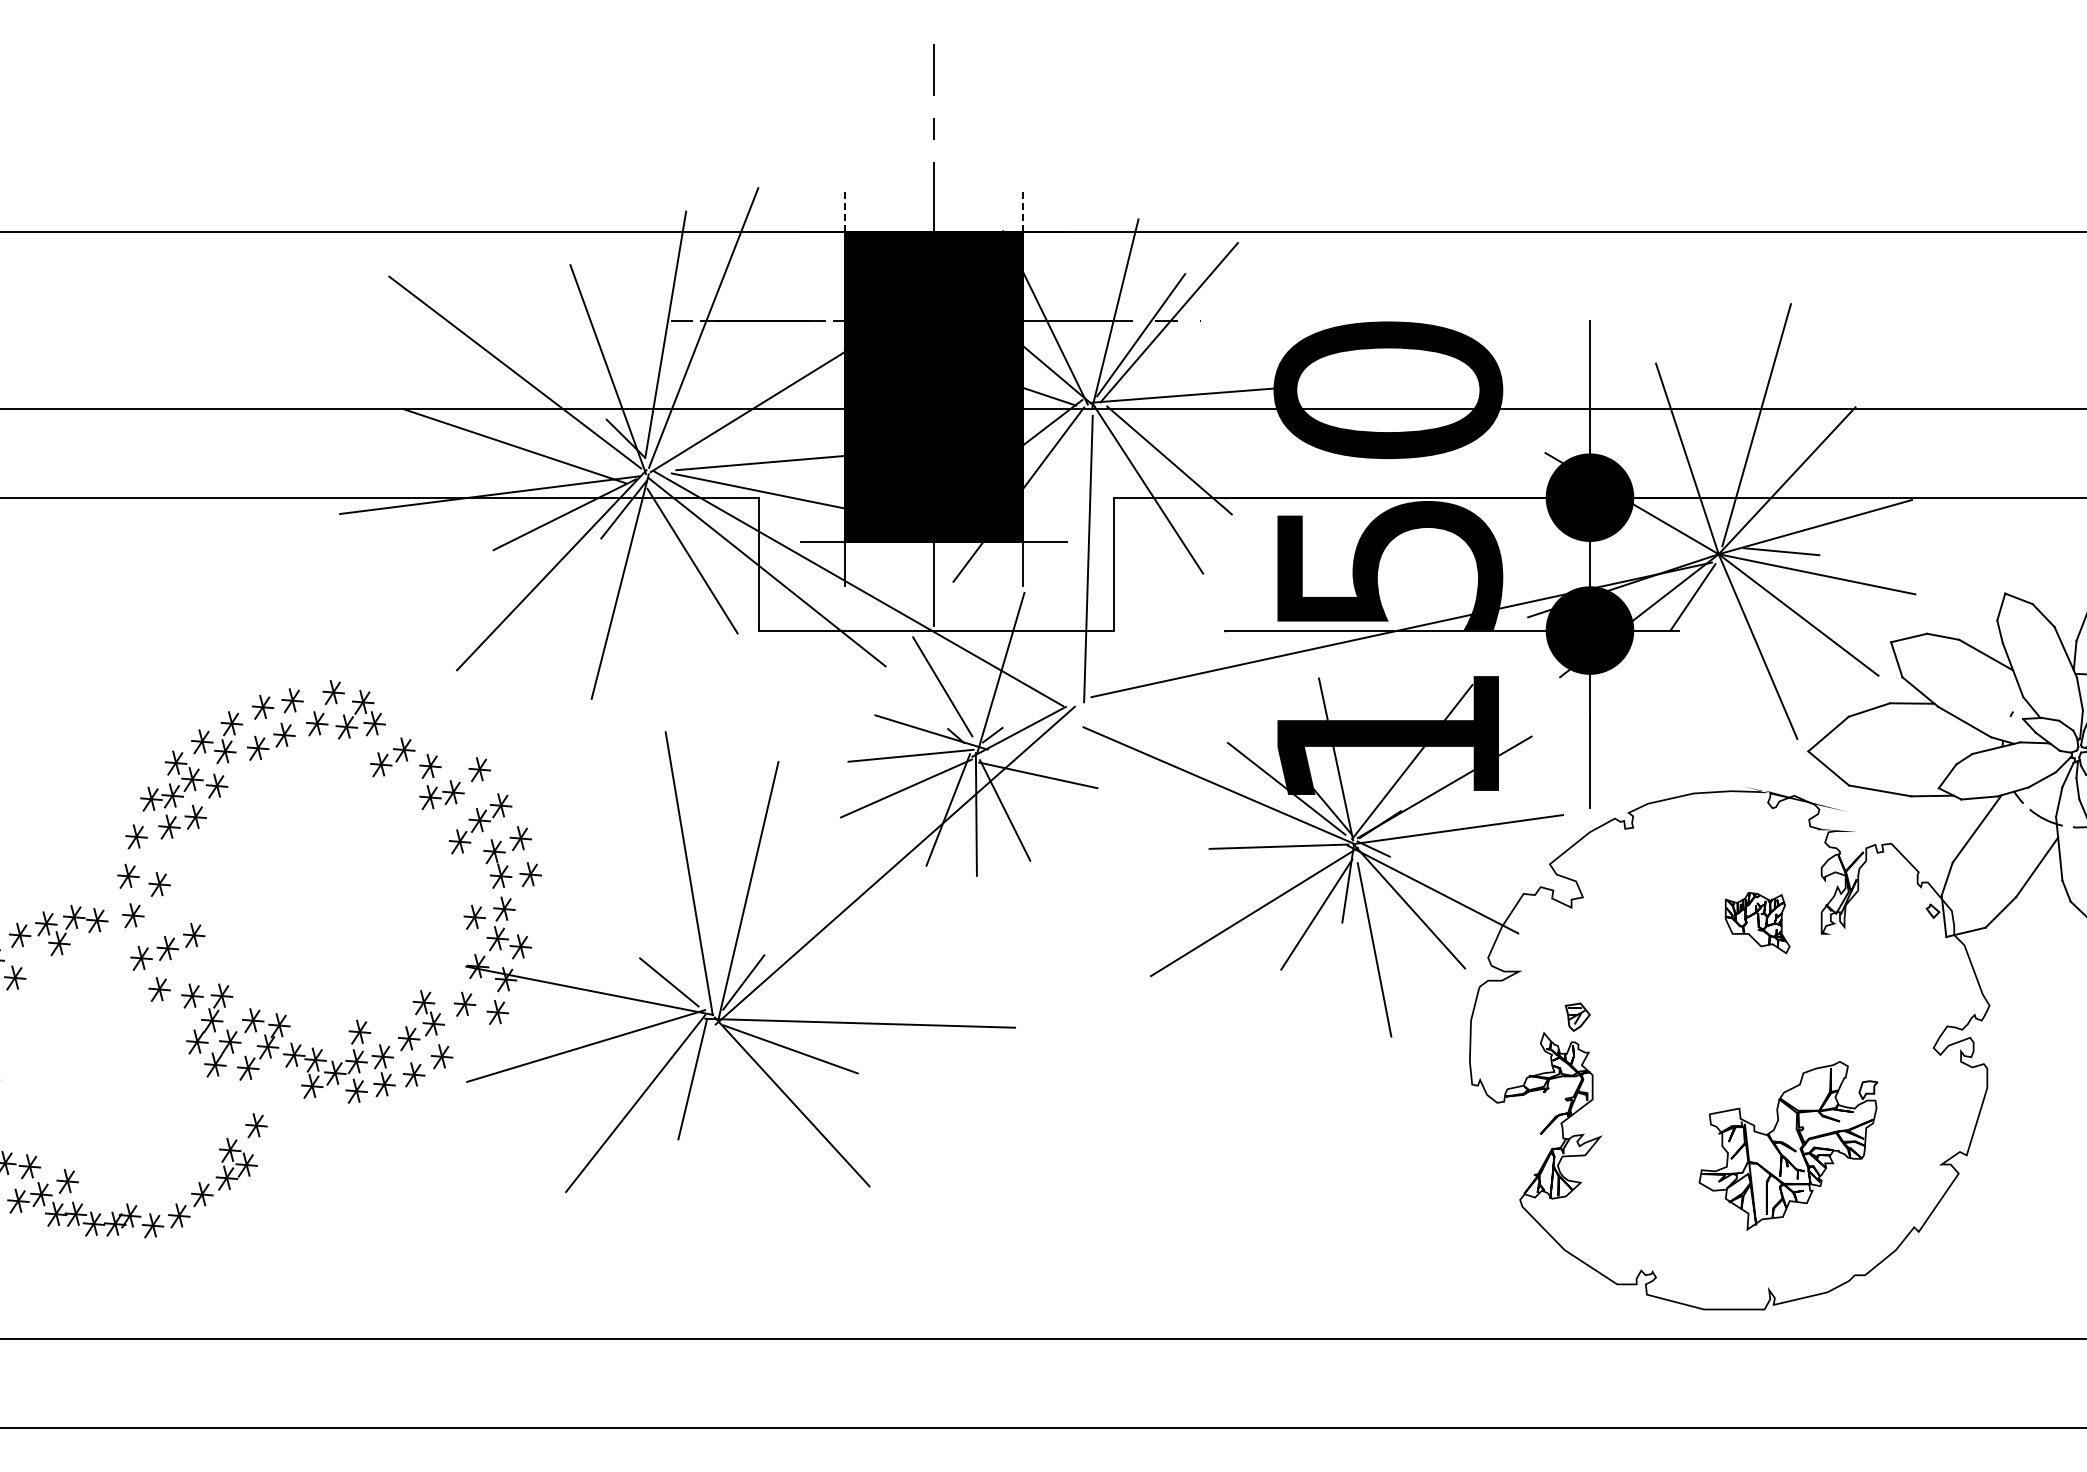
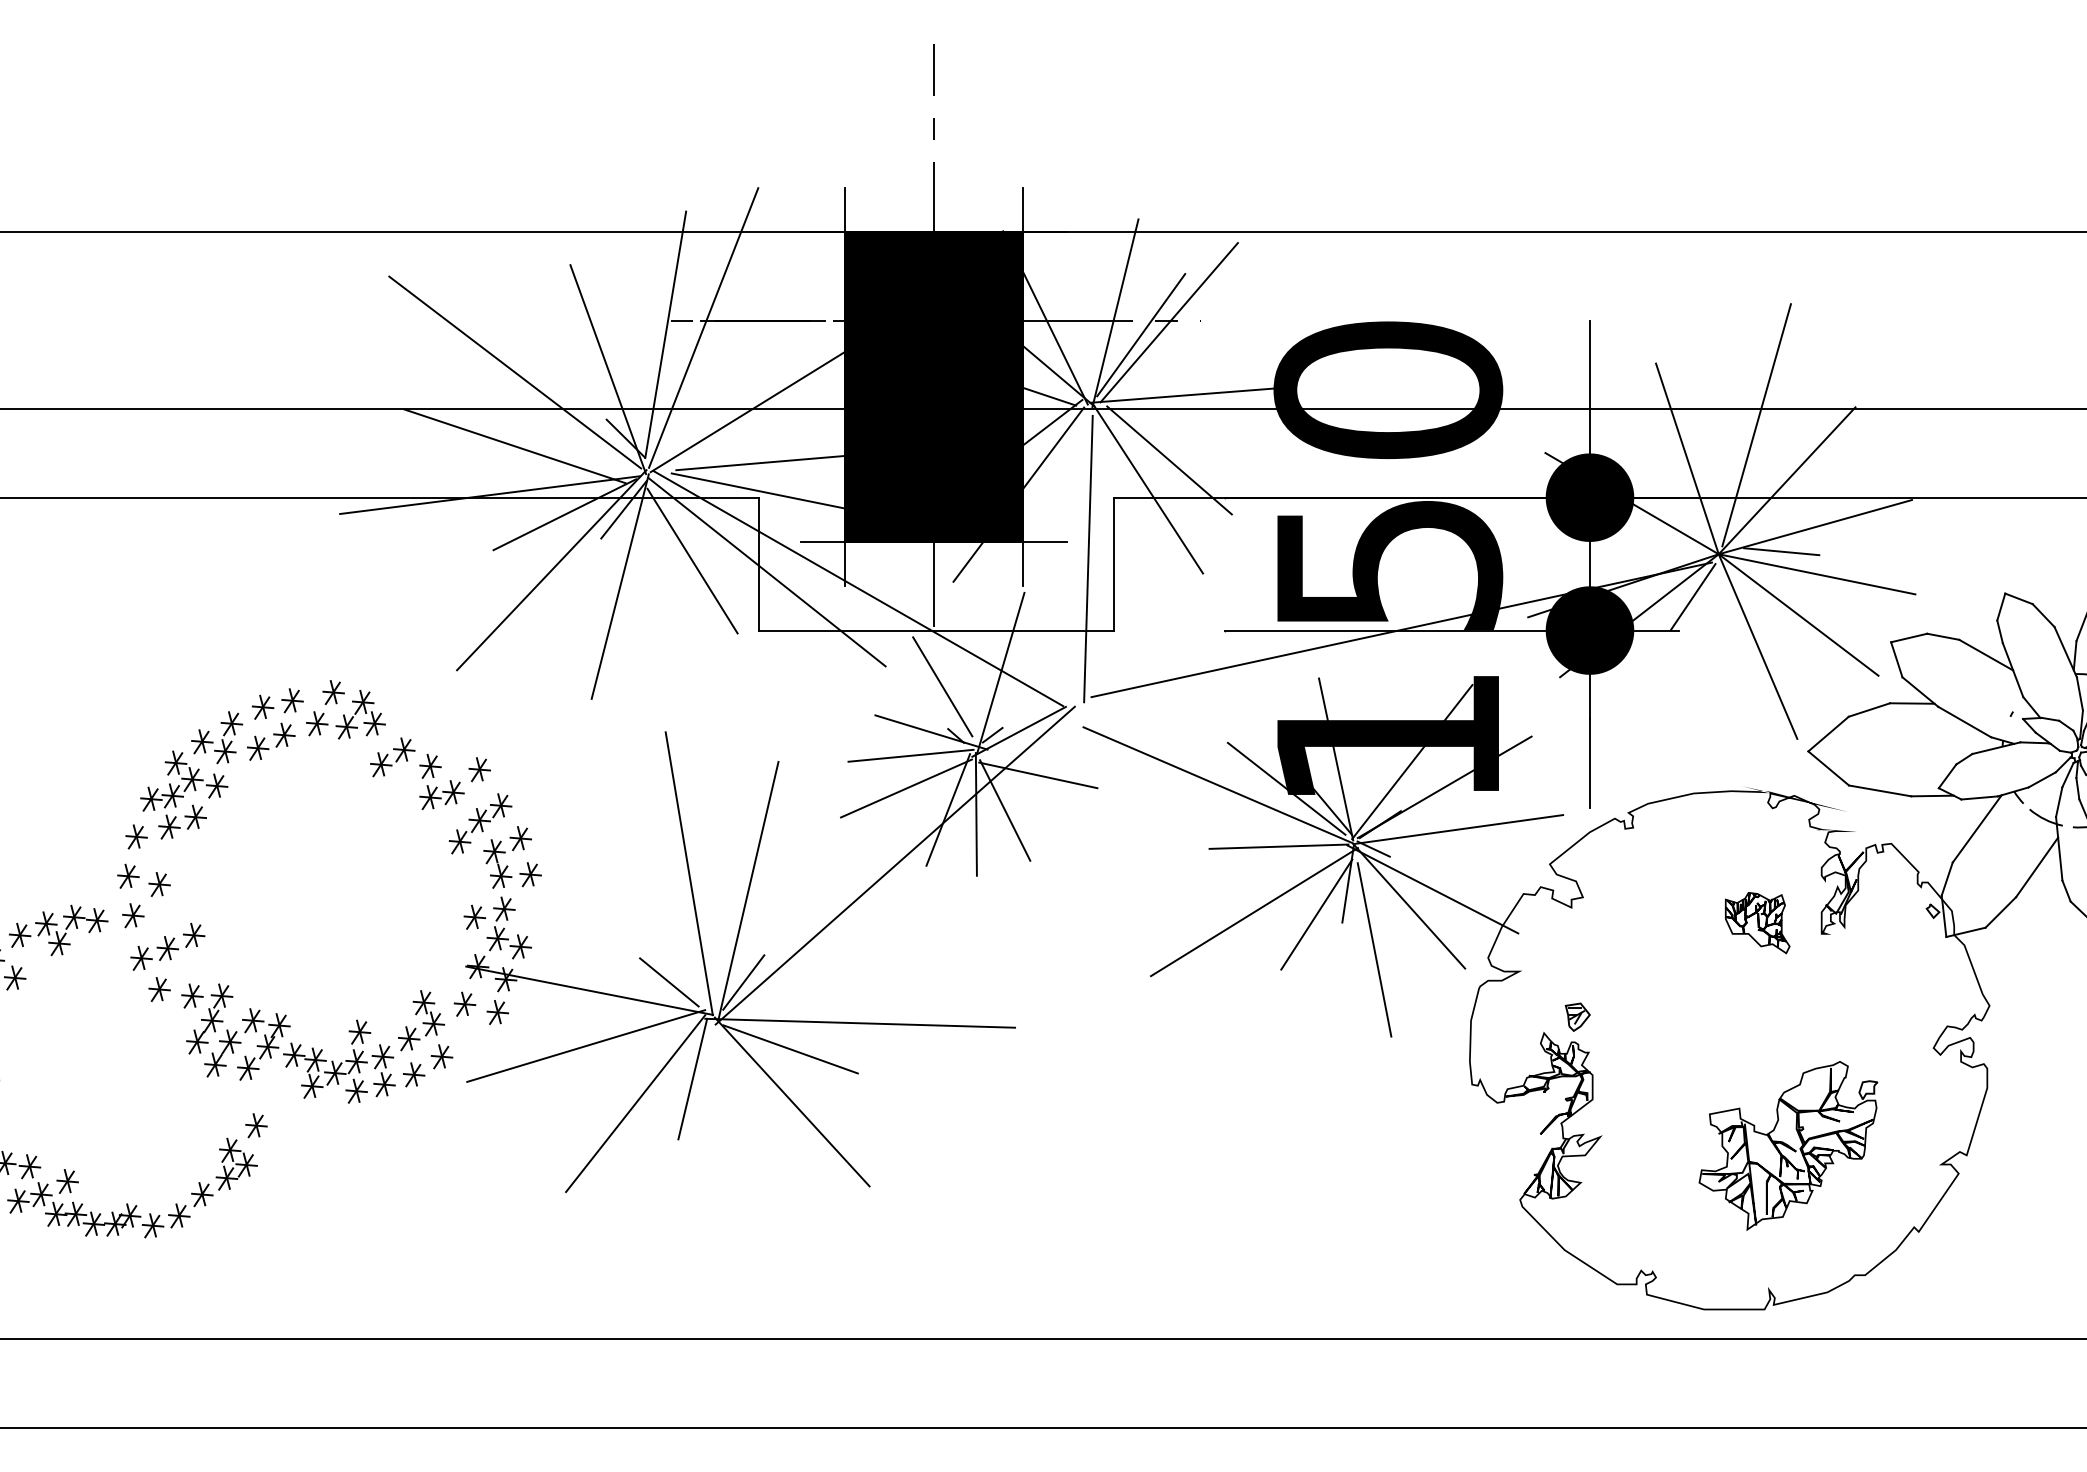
line: dashed -> solid (845, 209)
line: dashed -> solid (1022, 209)
